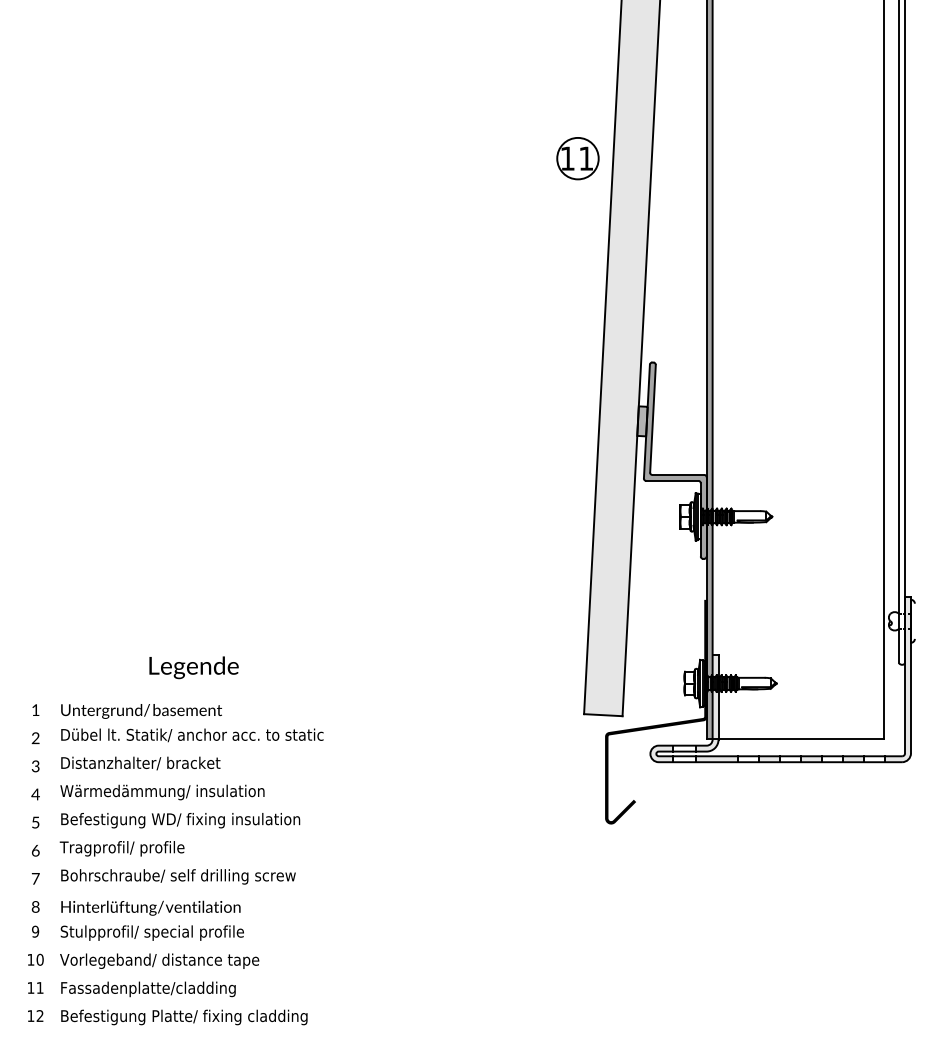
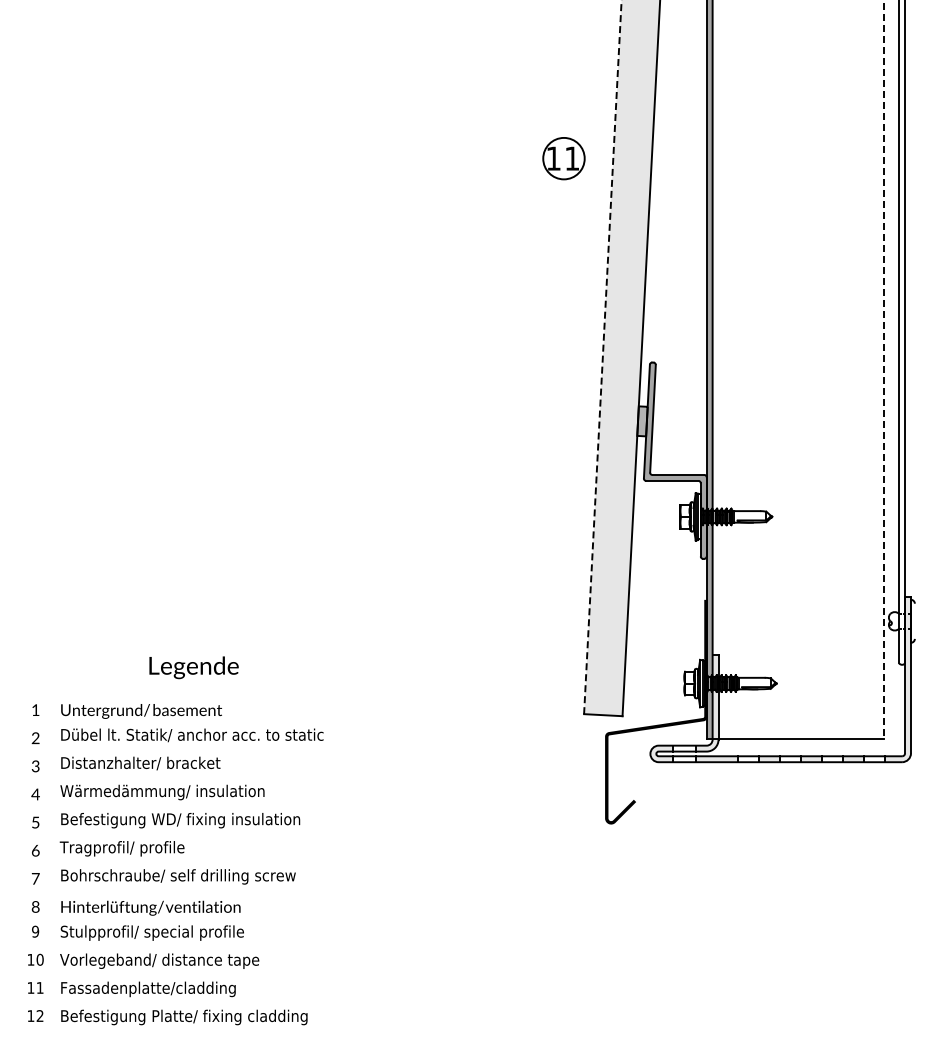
part position: (577, 158) -> (563, 158) (563, 158)
line: solid -> dashed (602, 356)
line: solid -> dashed (884, 370)
